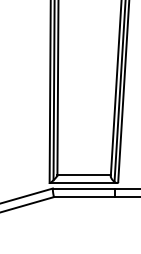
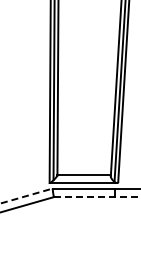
line: solid -> dashed (27, 195)
line: solid -> dashed (98, 197)
